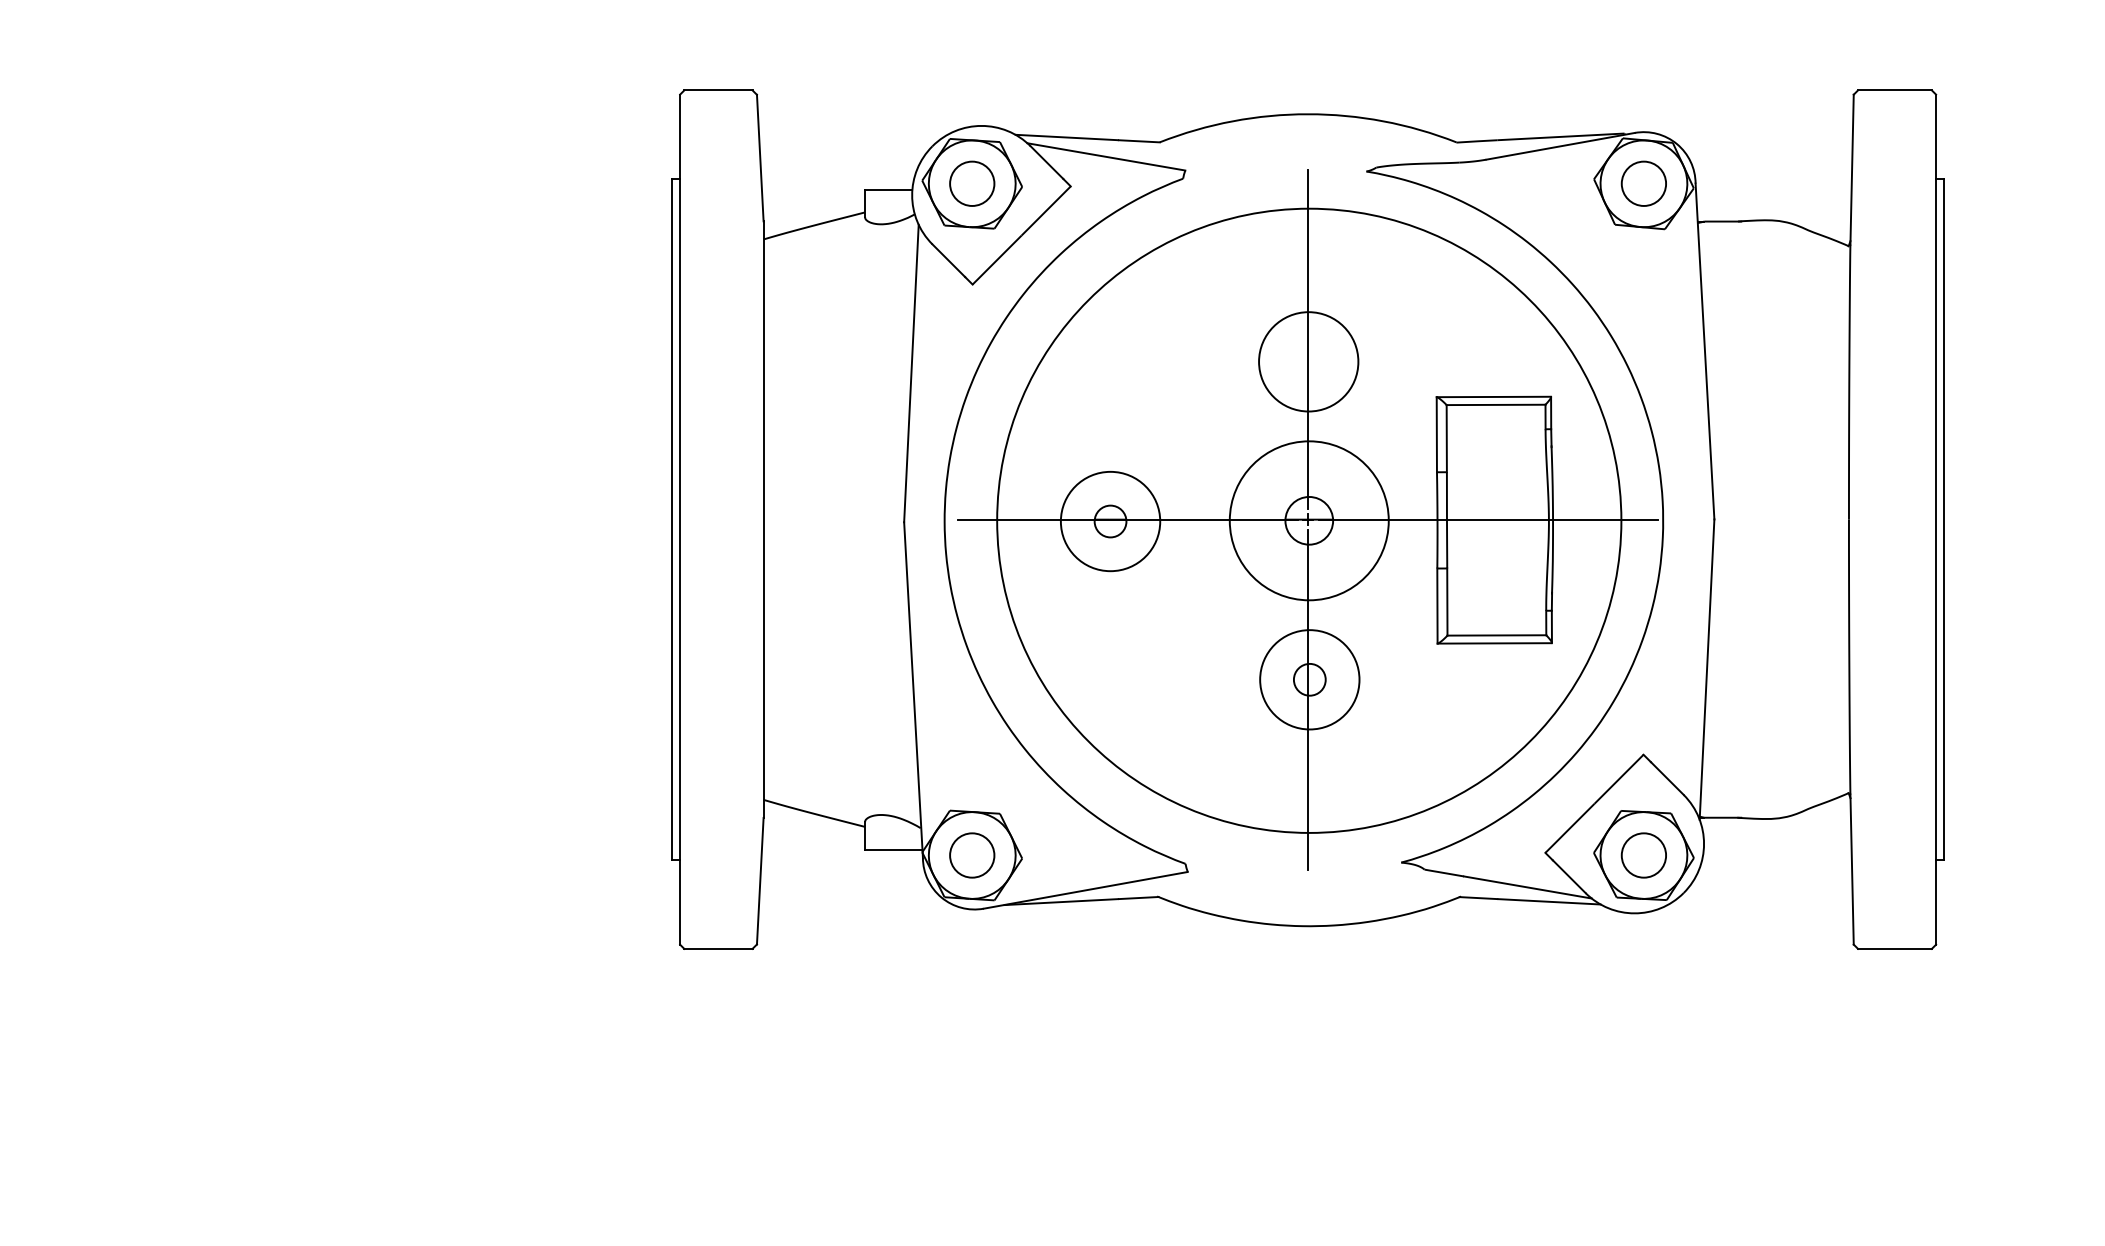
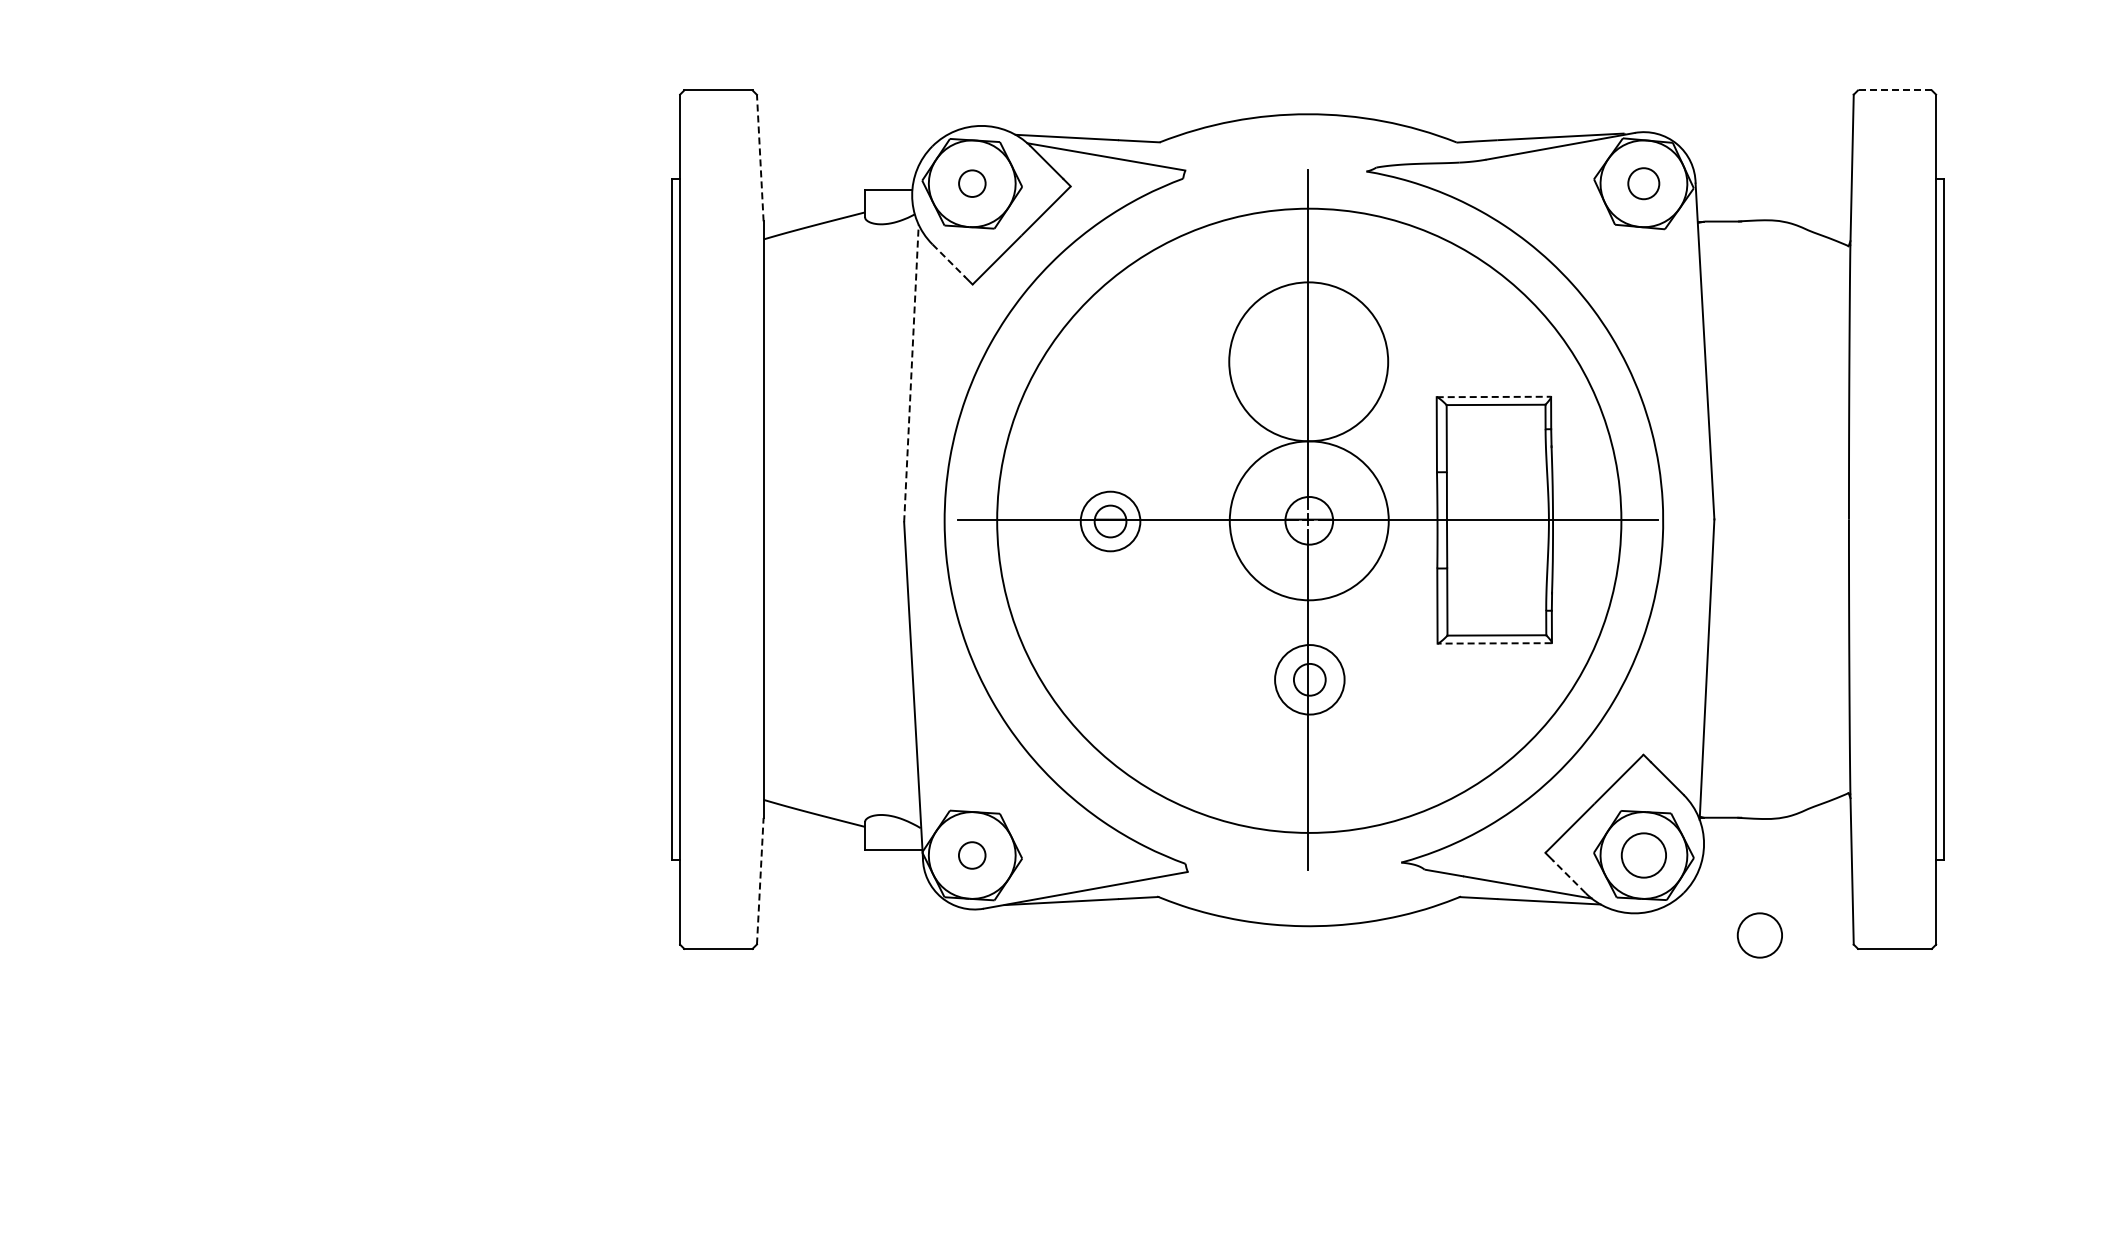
line: solid -> dashed (1894, 90)
line: solid -> dashed (760, 157)
circle size: 47x47 px -> 29x29 px (972, 183)
circle size: 47x47 px -> 34x34 px (1643, 183)
line: solid -> dashed (949, 261)
circle diameter: 99 px -> 159 px (1308, 361)
line: solid -> dashed (911, 373)
line: solid -> dashed (1494, 396)
circle diameter: 99 px -> 60 px (1110, 521)
line: solid -> dashed (1494, 643)
circle diameter: 99 px -> 70 px (1309, 679)
circle diameter: 44 px -> 27 px (971, 855)
line: solid -> dashed (1568, 876)
line: solid -> dashed (760, 880)
circle: none -> present (1759, 935)
